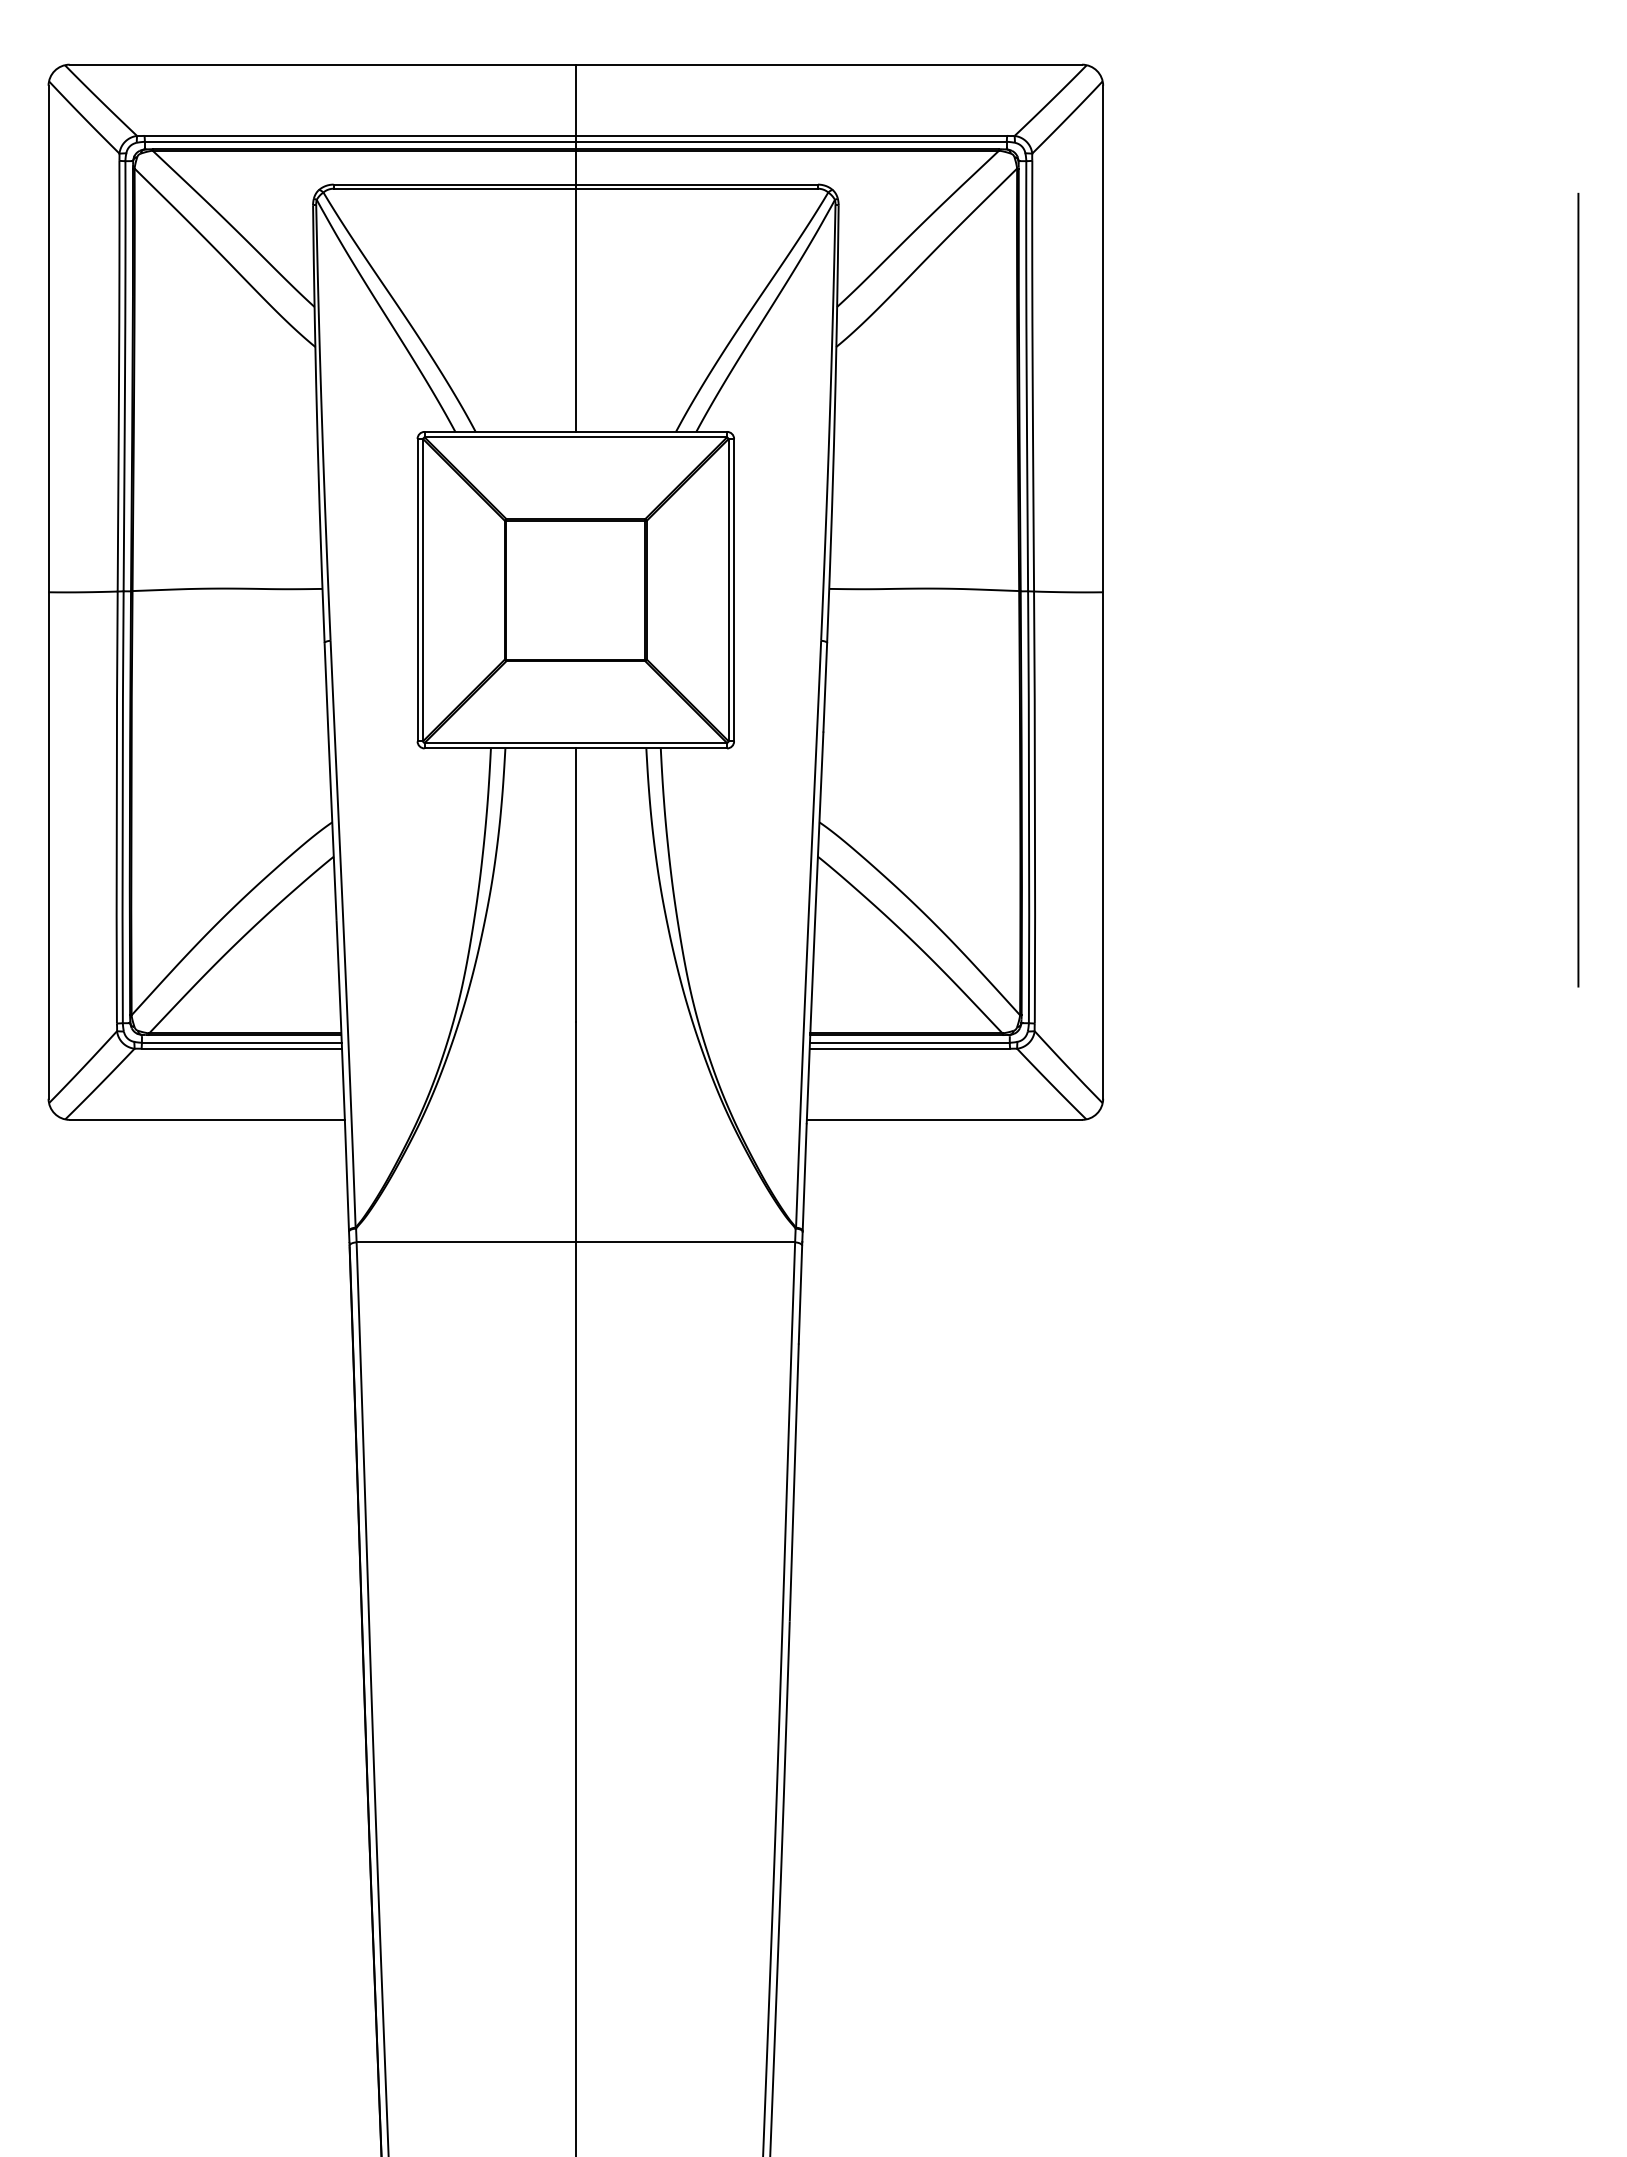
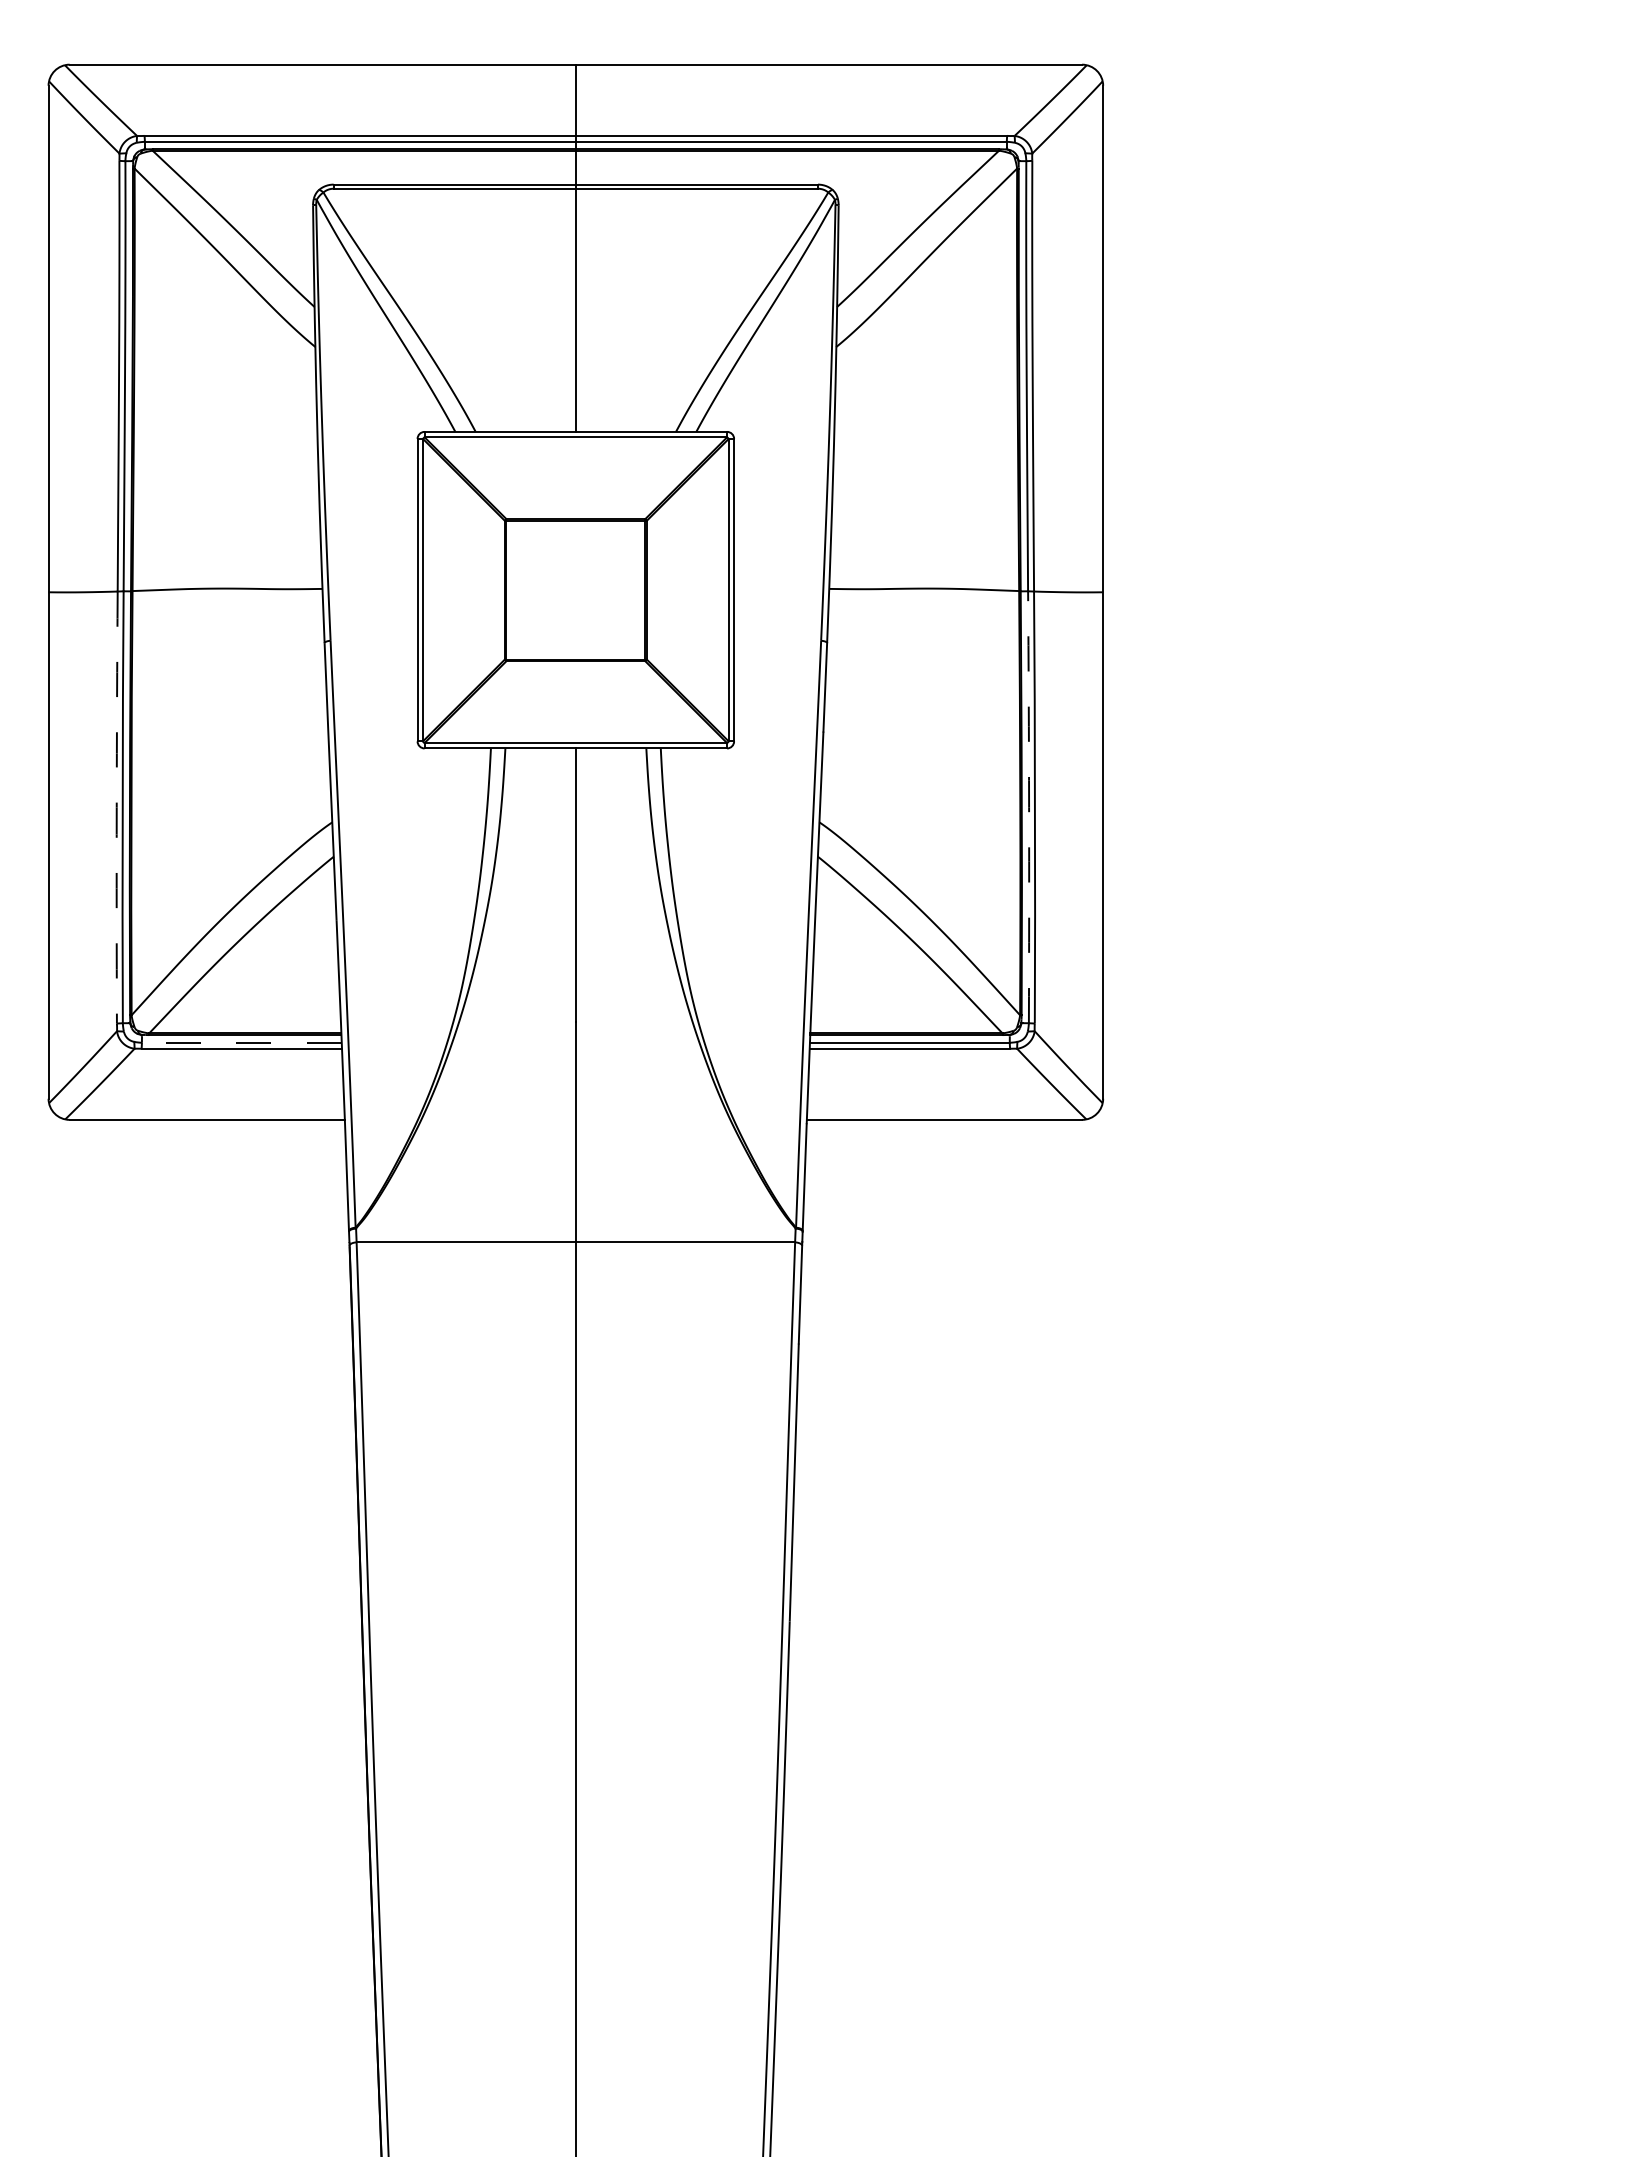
line: present -> none (1578, 589)
arc: solid -> dashed (116, 807)
arc: solid -> dashed (1029, 807)
line: solid -> dashed (241, 1042)
